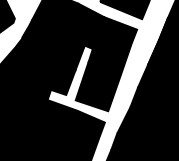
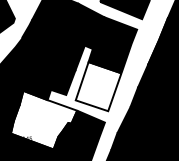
fill: present -> none (98, 86)
fill: present -> none (43, 119)
